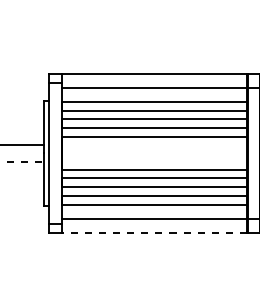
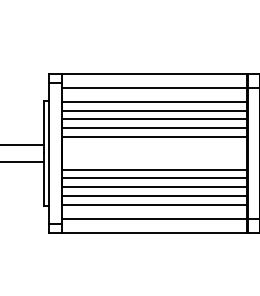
line: dashed -> solid (22, 162)
line: dashed -> solid (154, 232)
